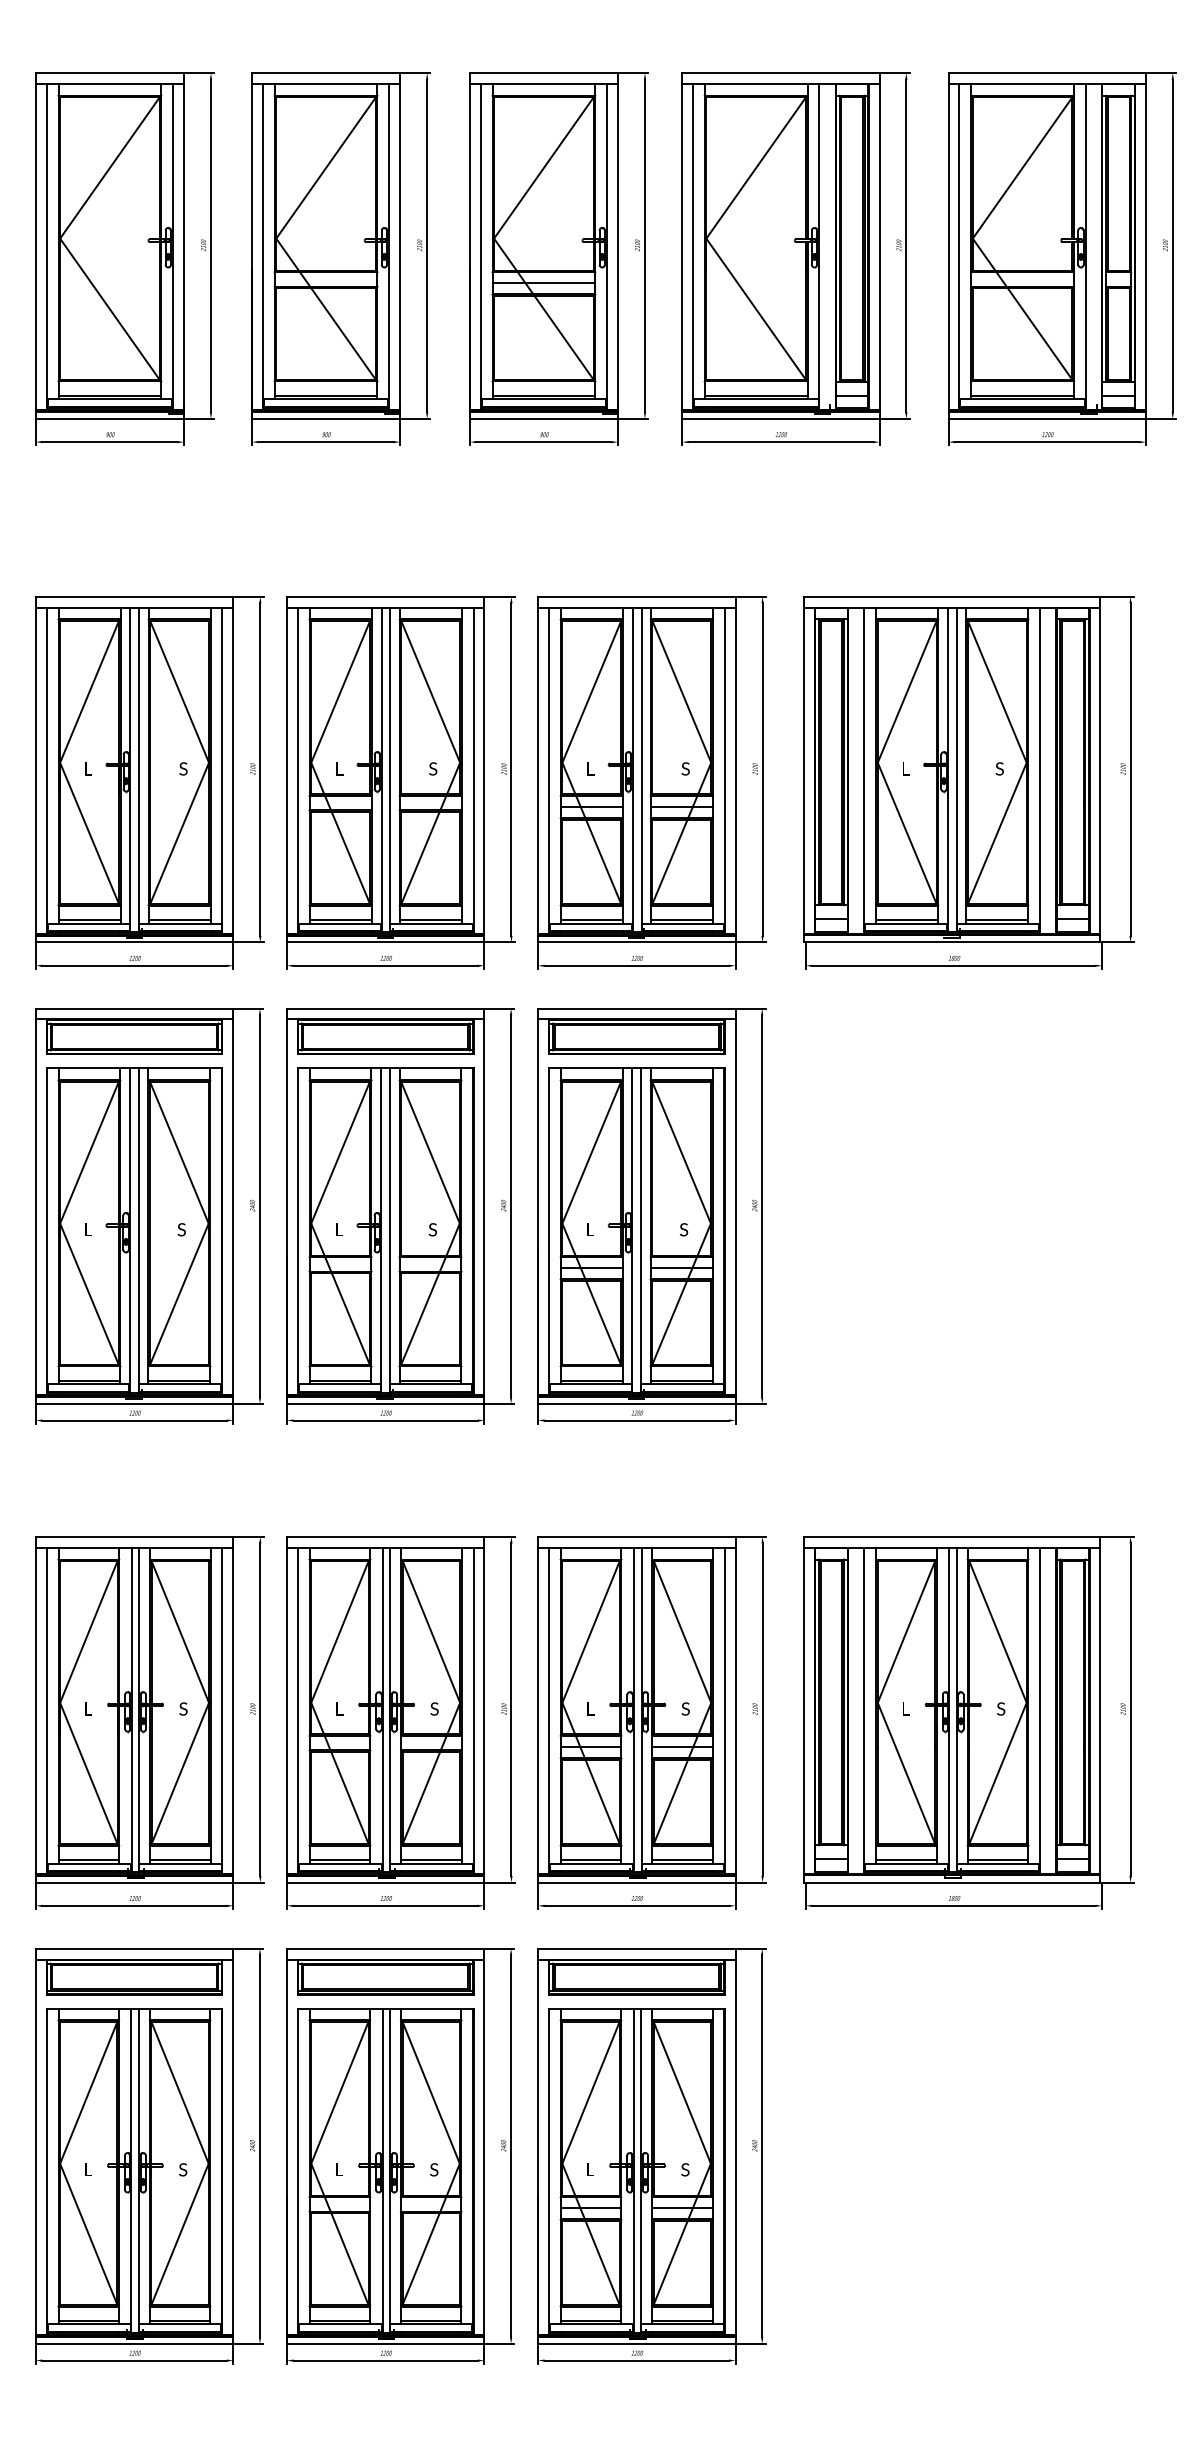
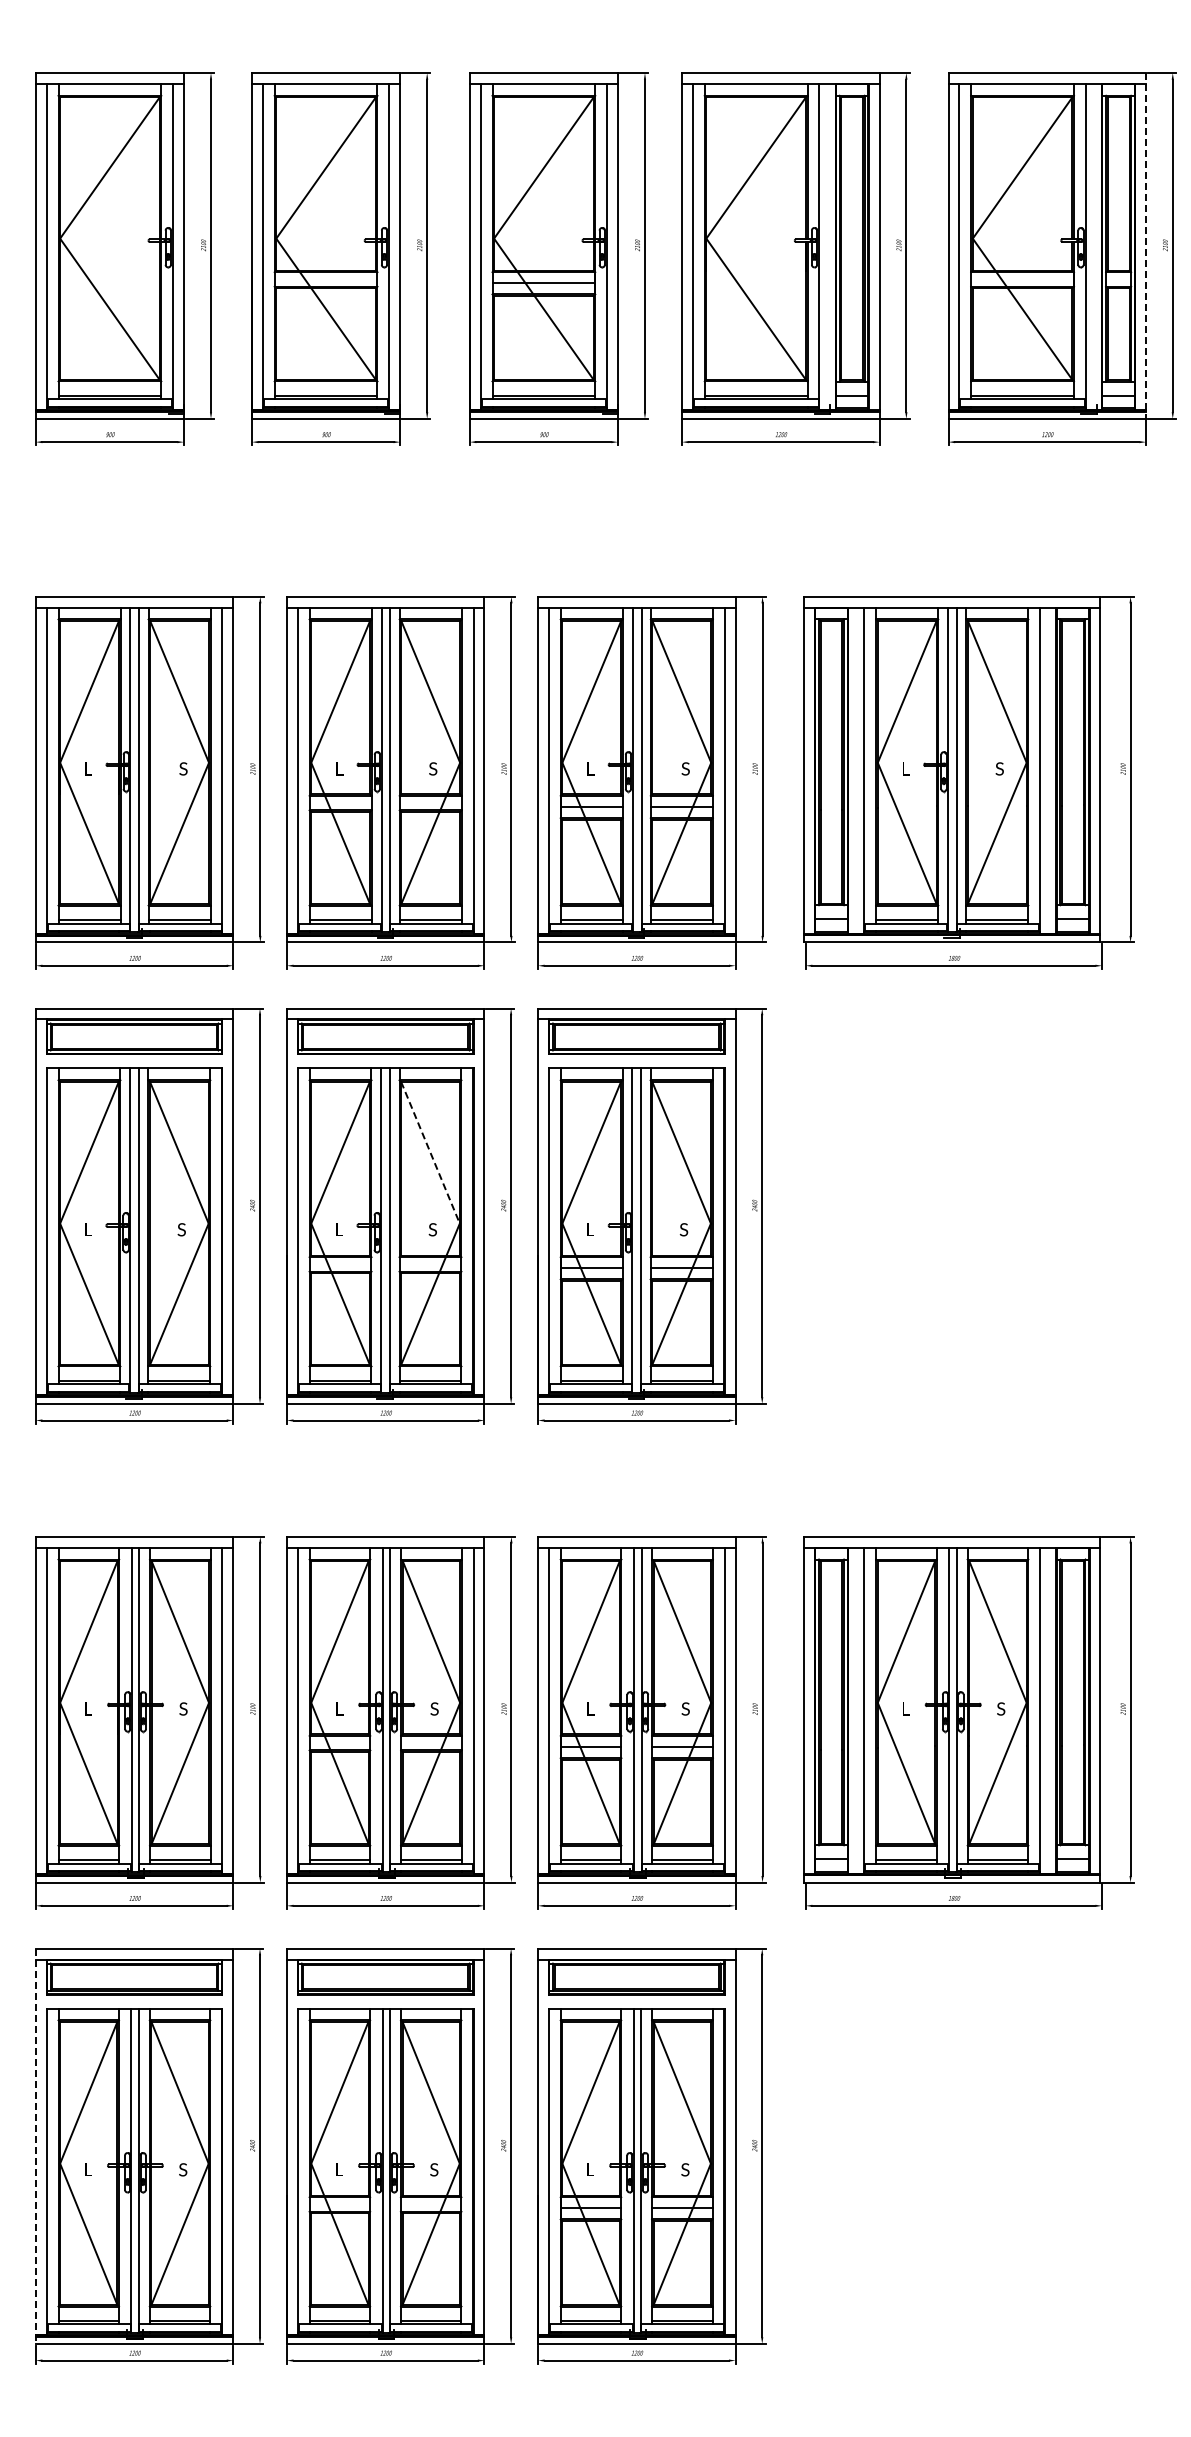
line: solid -> dashed (1145, 245)
line: solid -> dashed (430, 1152)
line: solid -> dashed (35, 2146)
